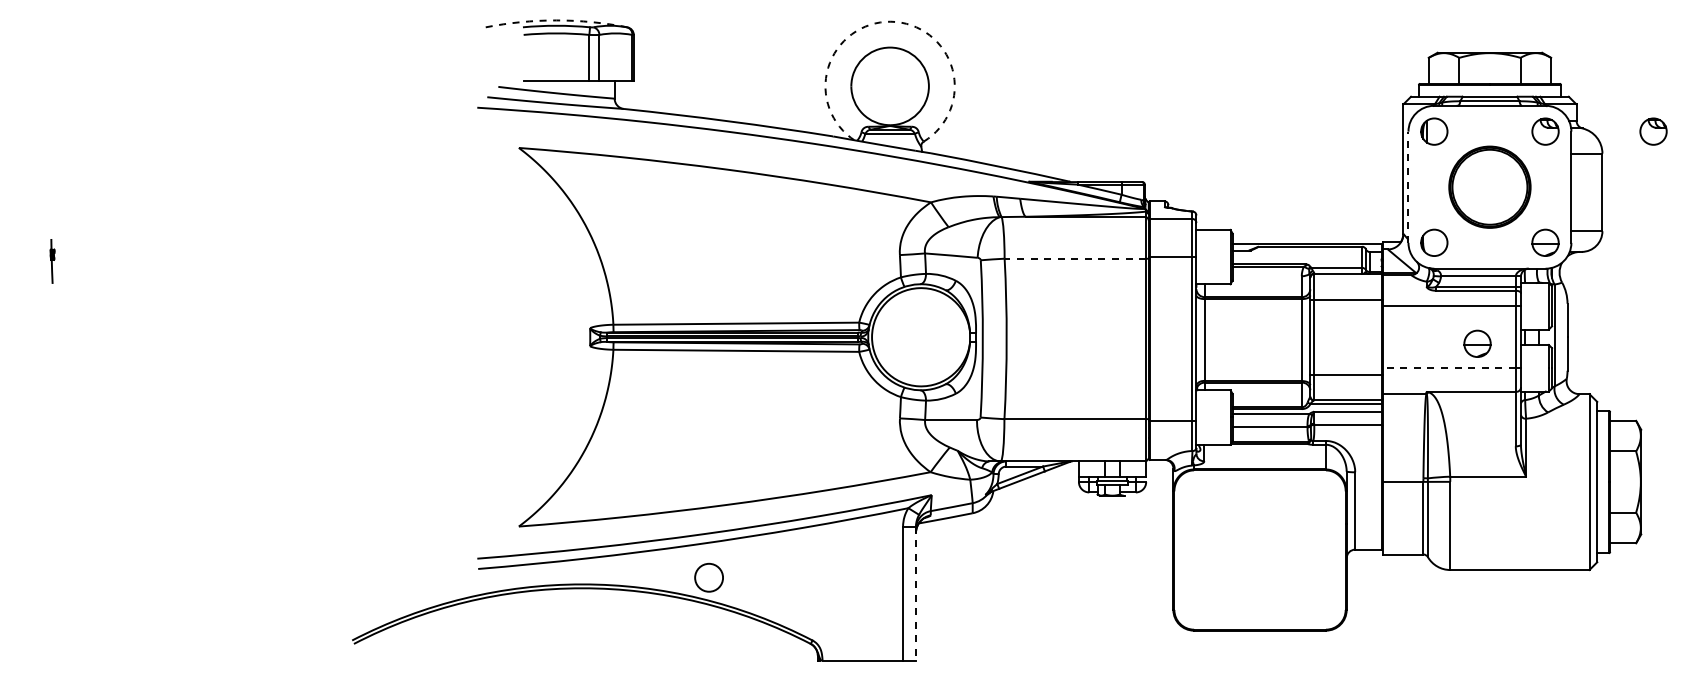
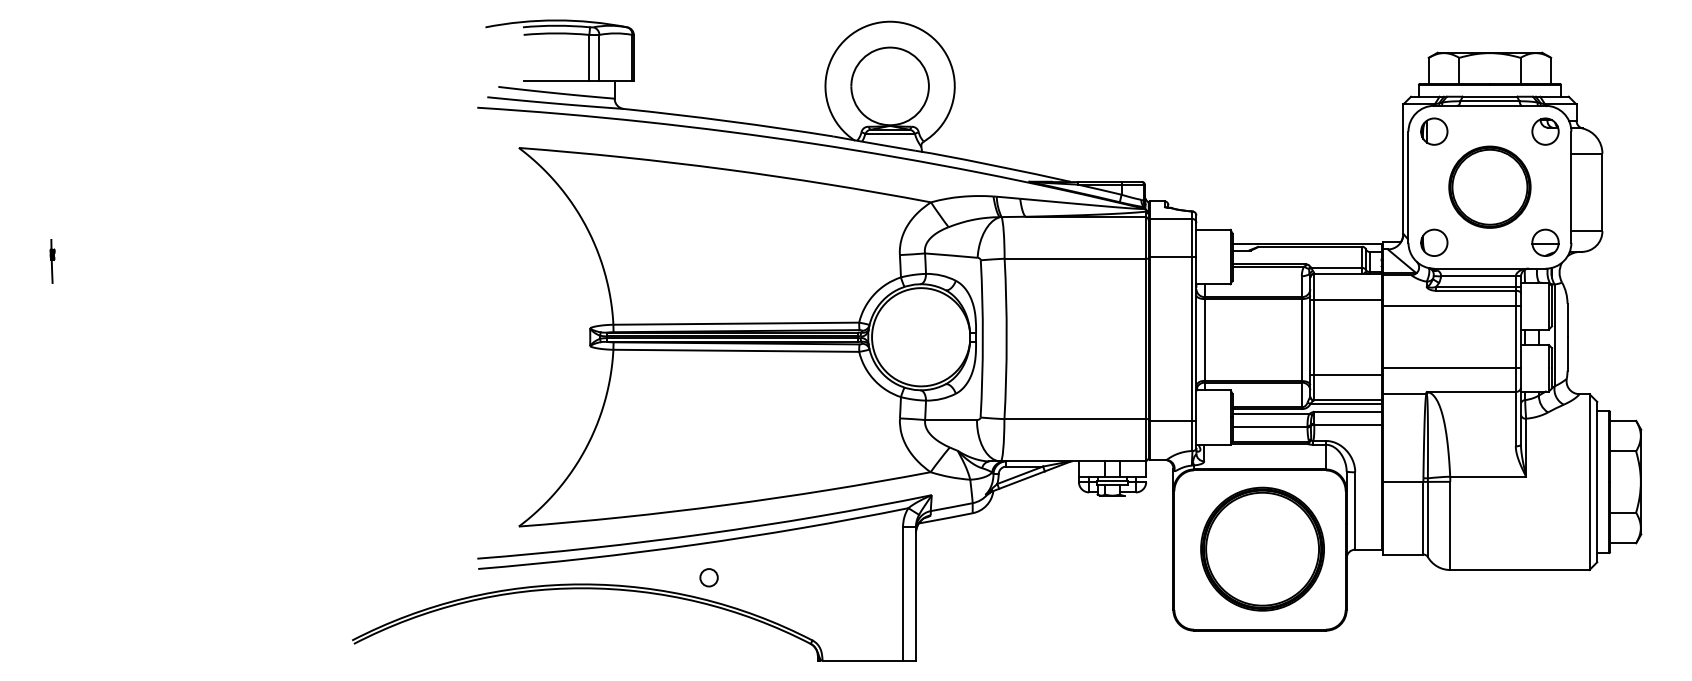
arc: dashed -> solid (556, 20)
arc: dashed -> solid (890, 21)
part: present -> none (1653, 131)
line: dashed -> solid (1408, 187)
line: dashed -> solid (1075, 258)
part: present -> none (1477, 343)
line: dashed -> solid (1449, 368)
part: none -> present (1262, 548)
circle diameter: 28 px -> 17 px (708, 577)
line: dashed -> solid (915, 593)
